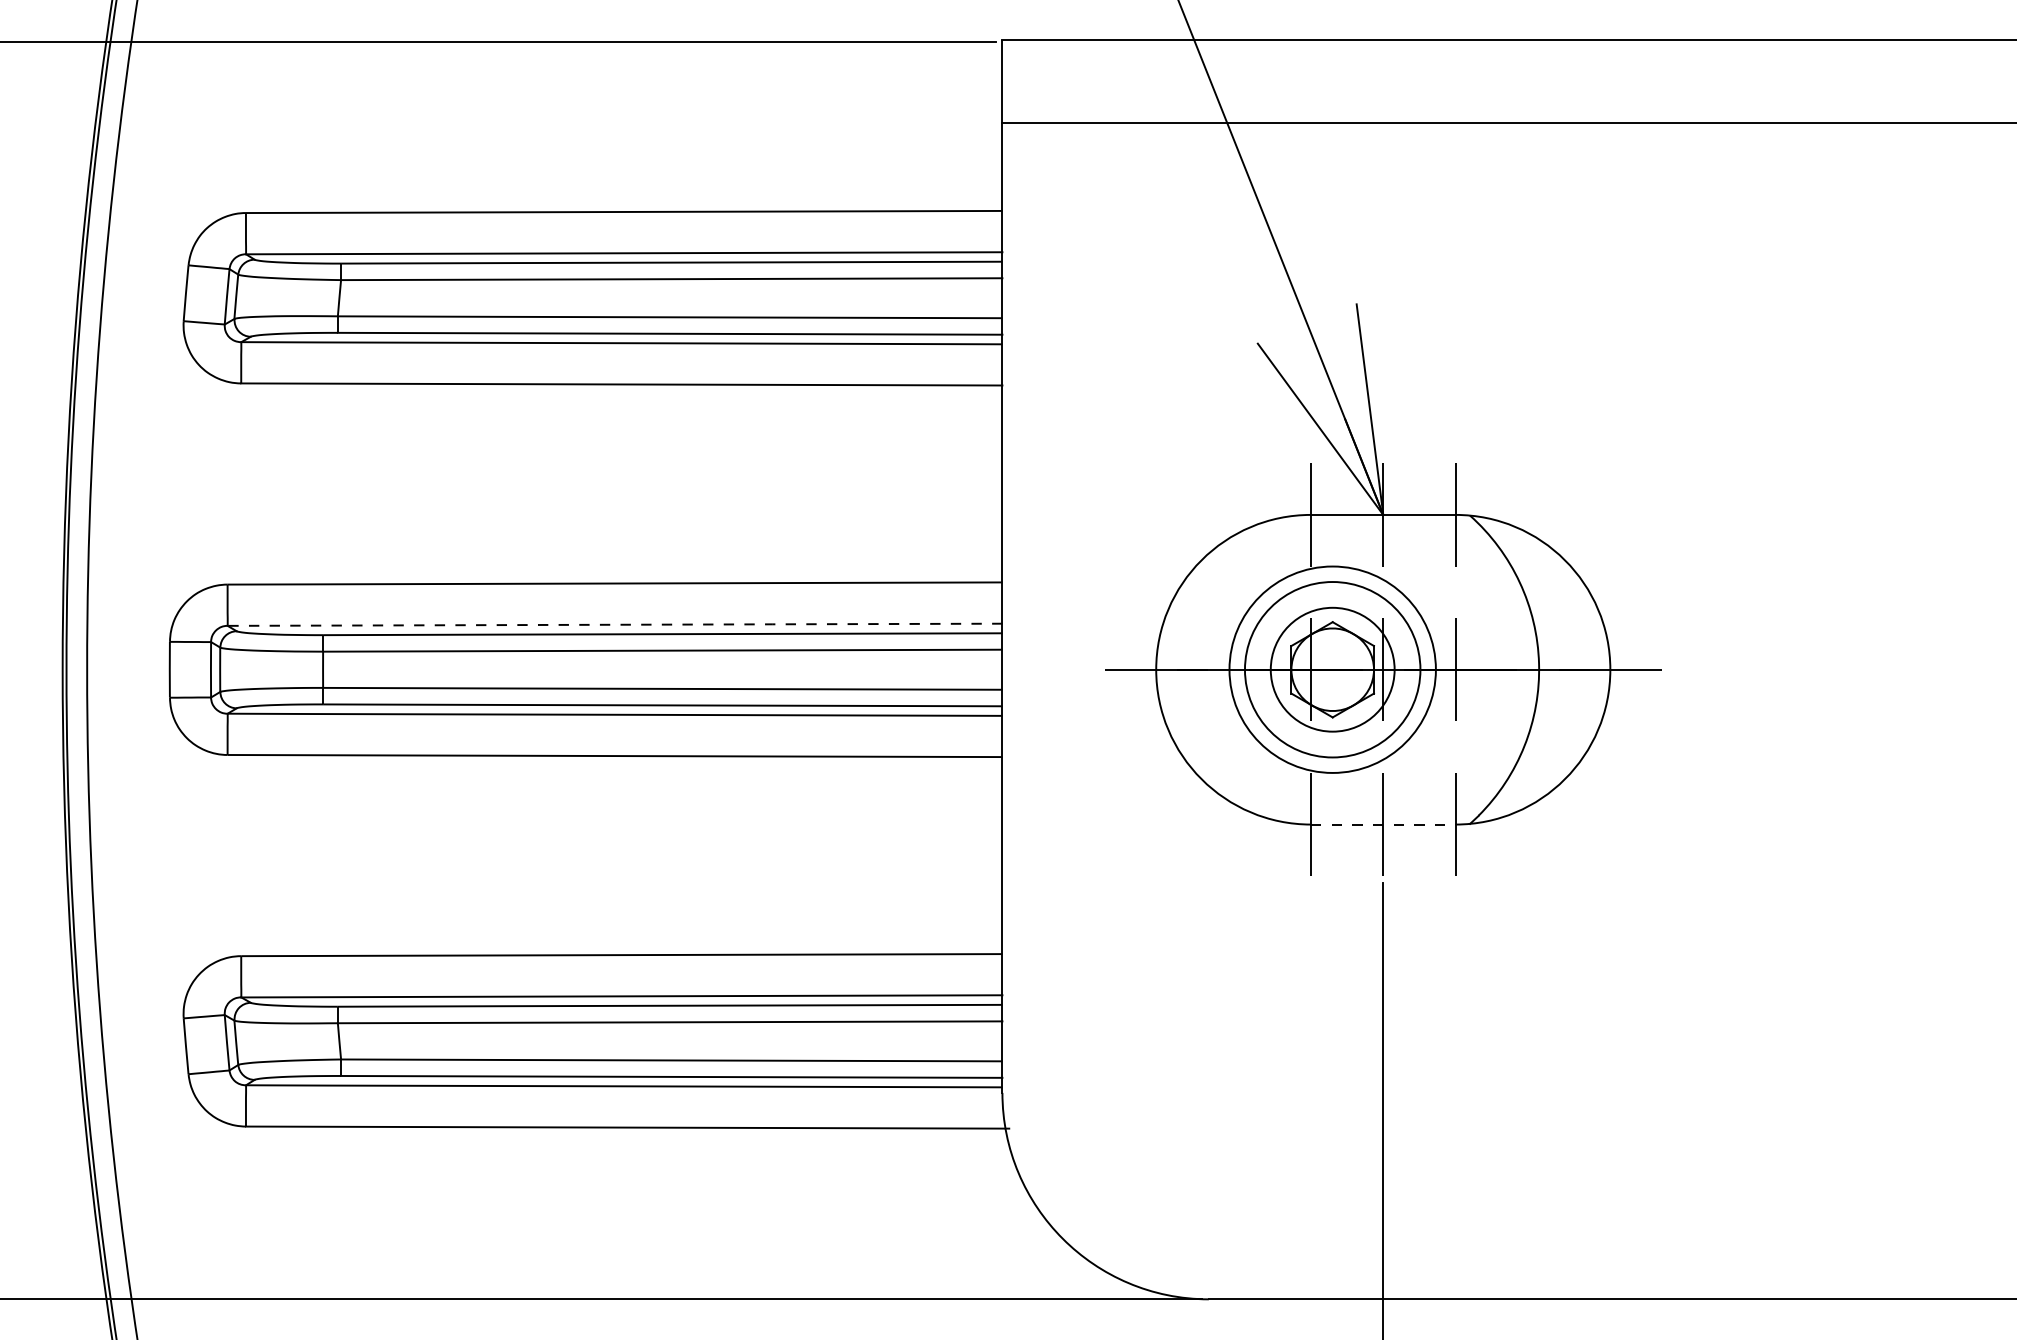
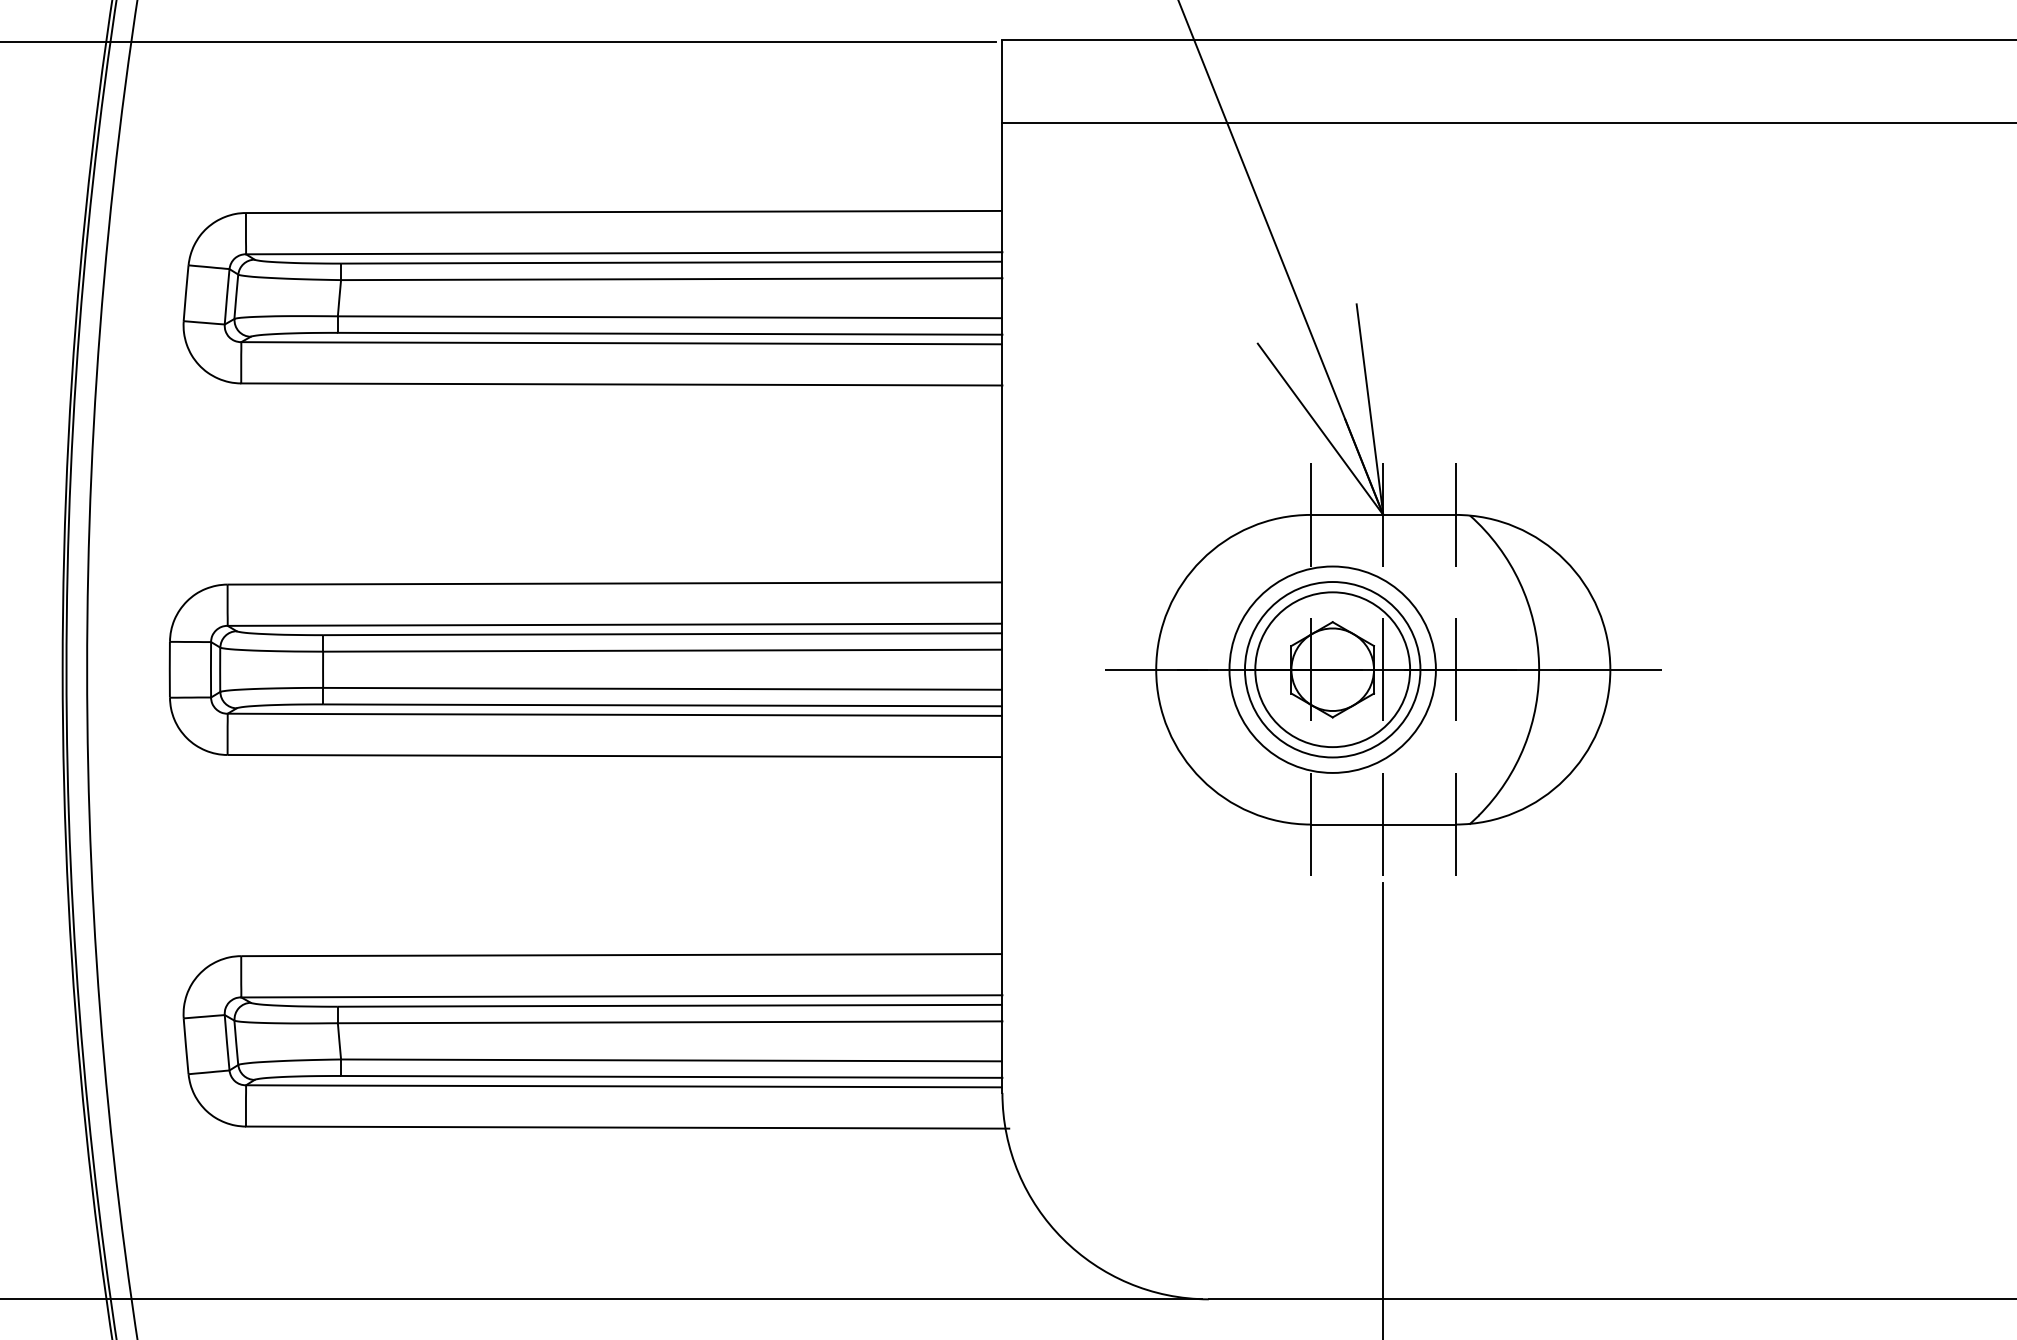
line: dashed -> solid (615, 624)
circle diameter: 124 px -> 155 px (1332, 669)
line: dashed -> solid (1383, 824)
